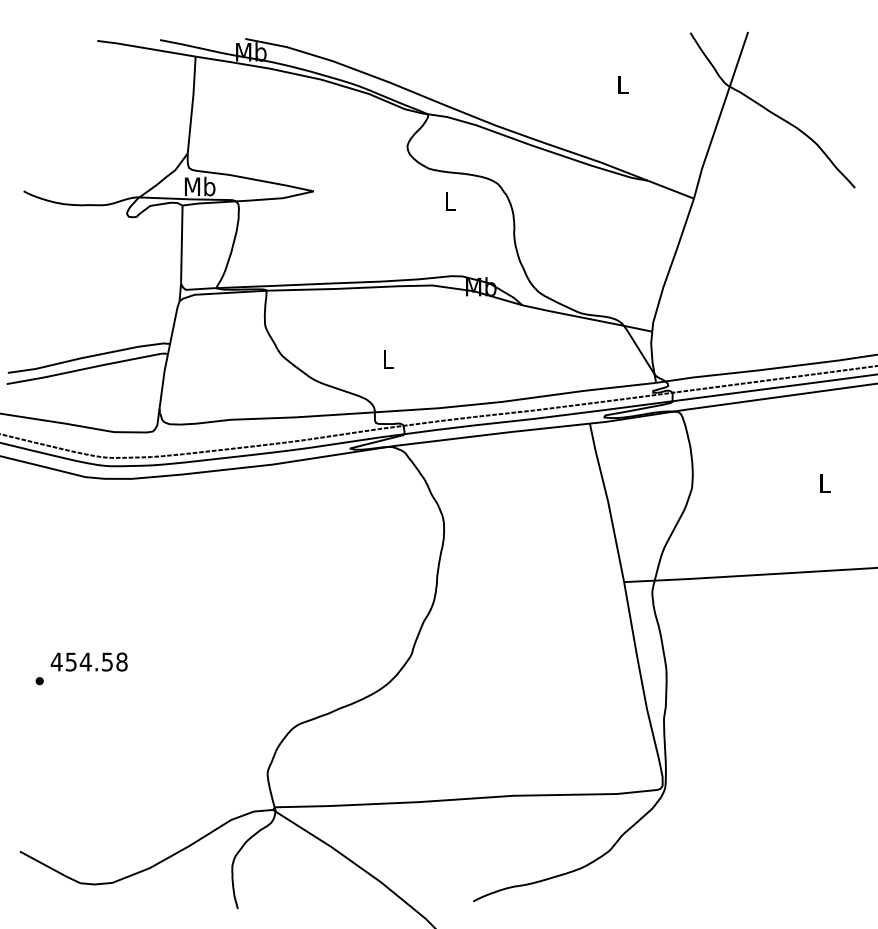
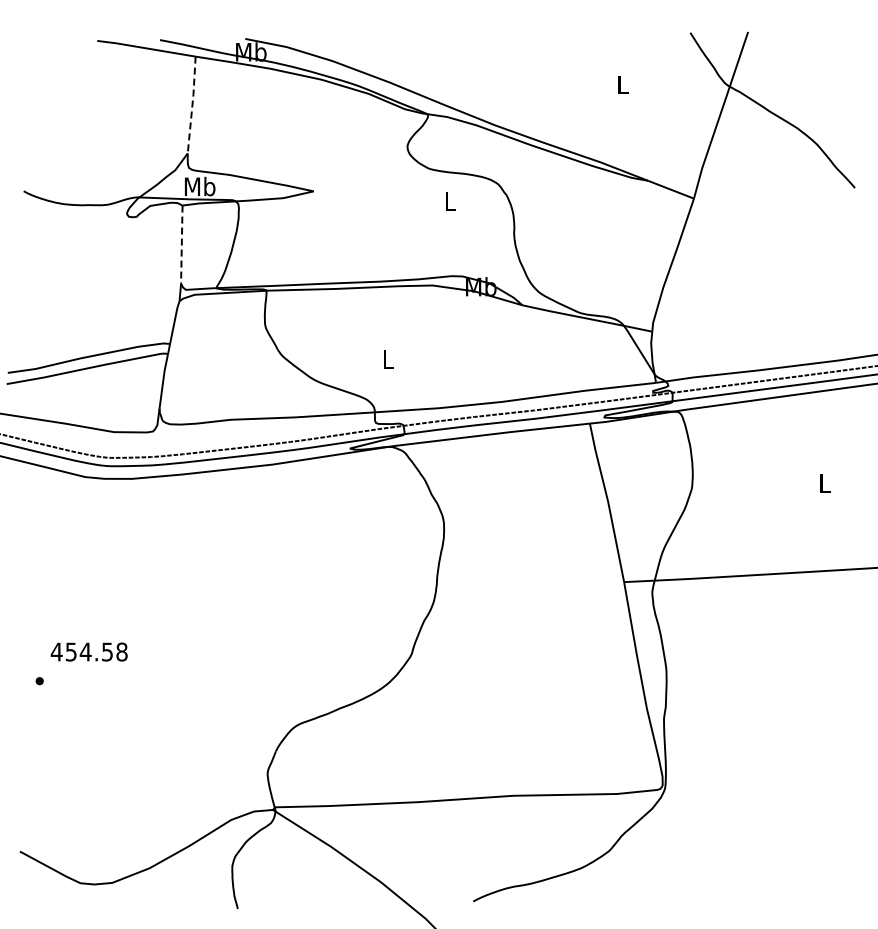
line: solid -> dashed (192, 105)
line: solid -> dashed (181, 245)
text position: (88, 661) -> (88, 651) (88, 651)
